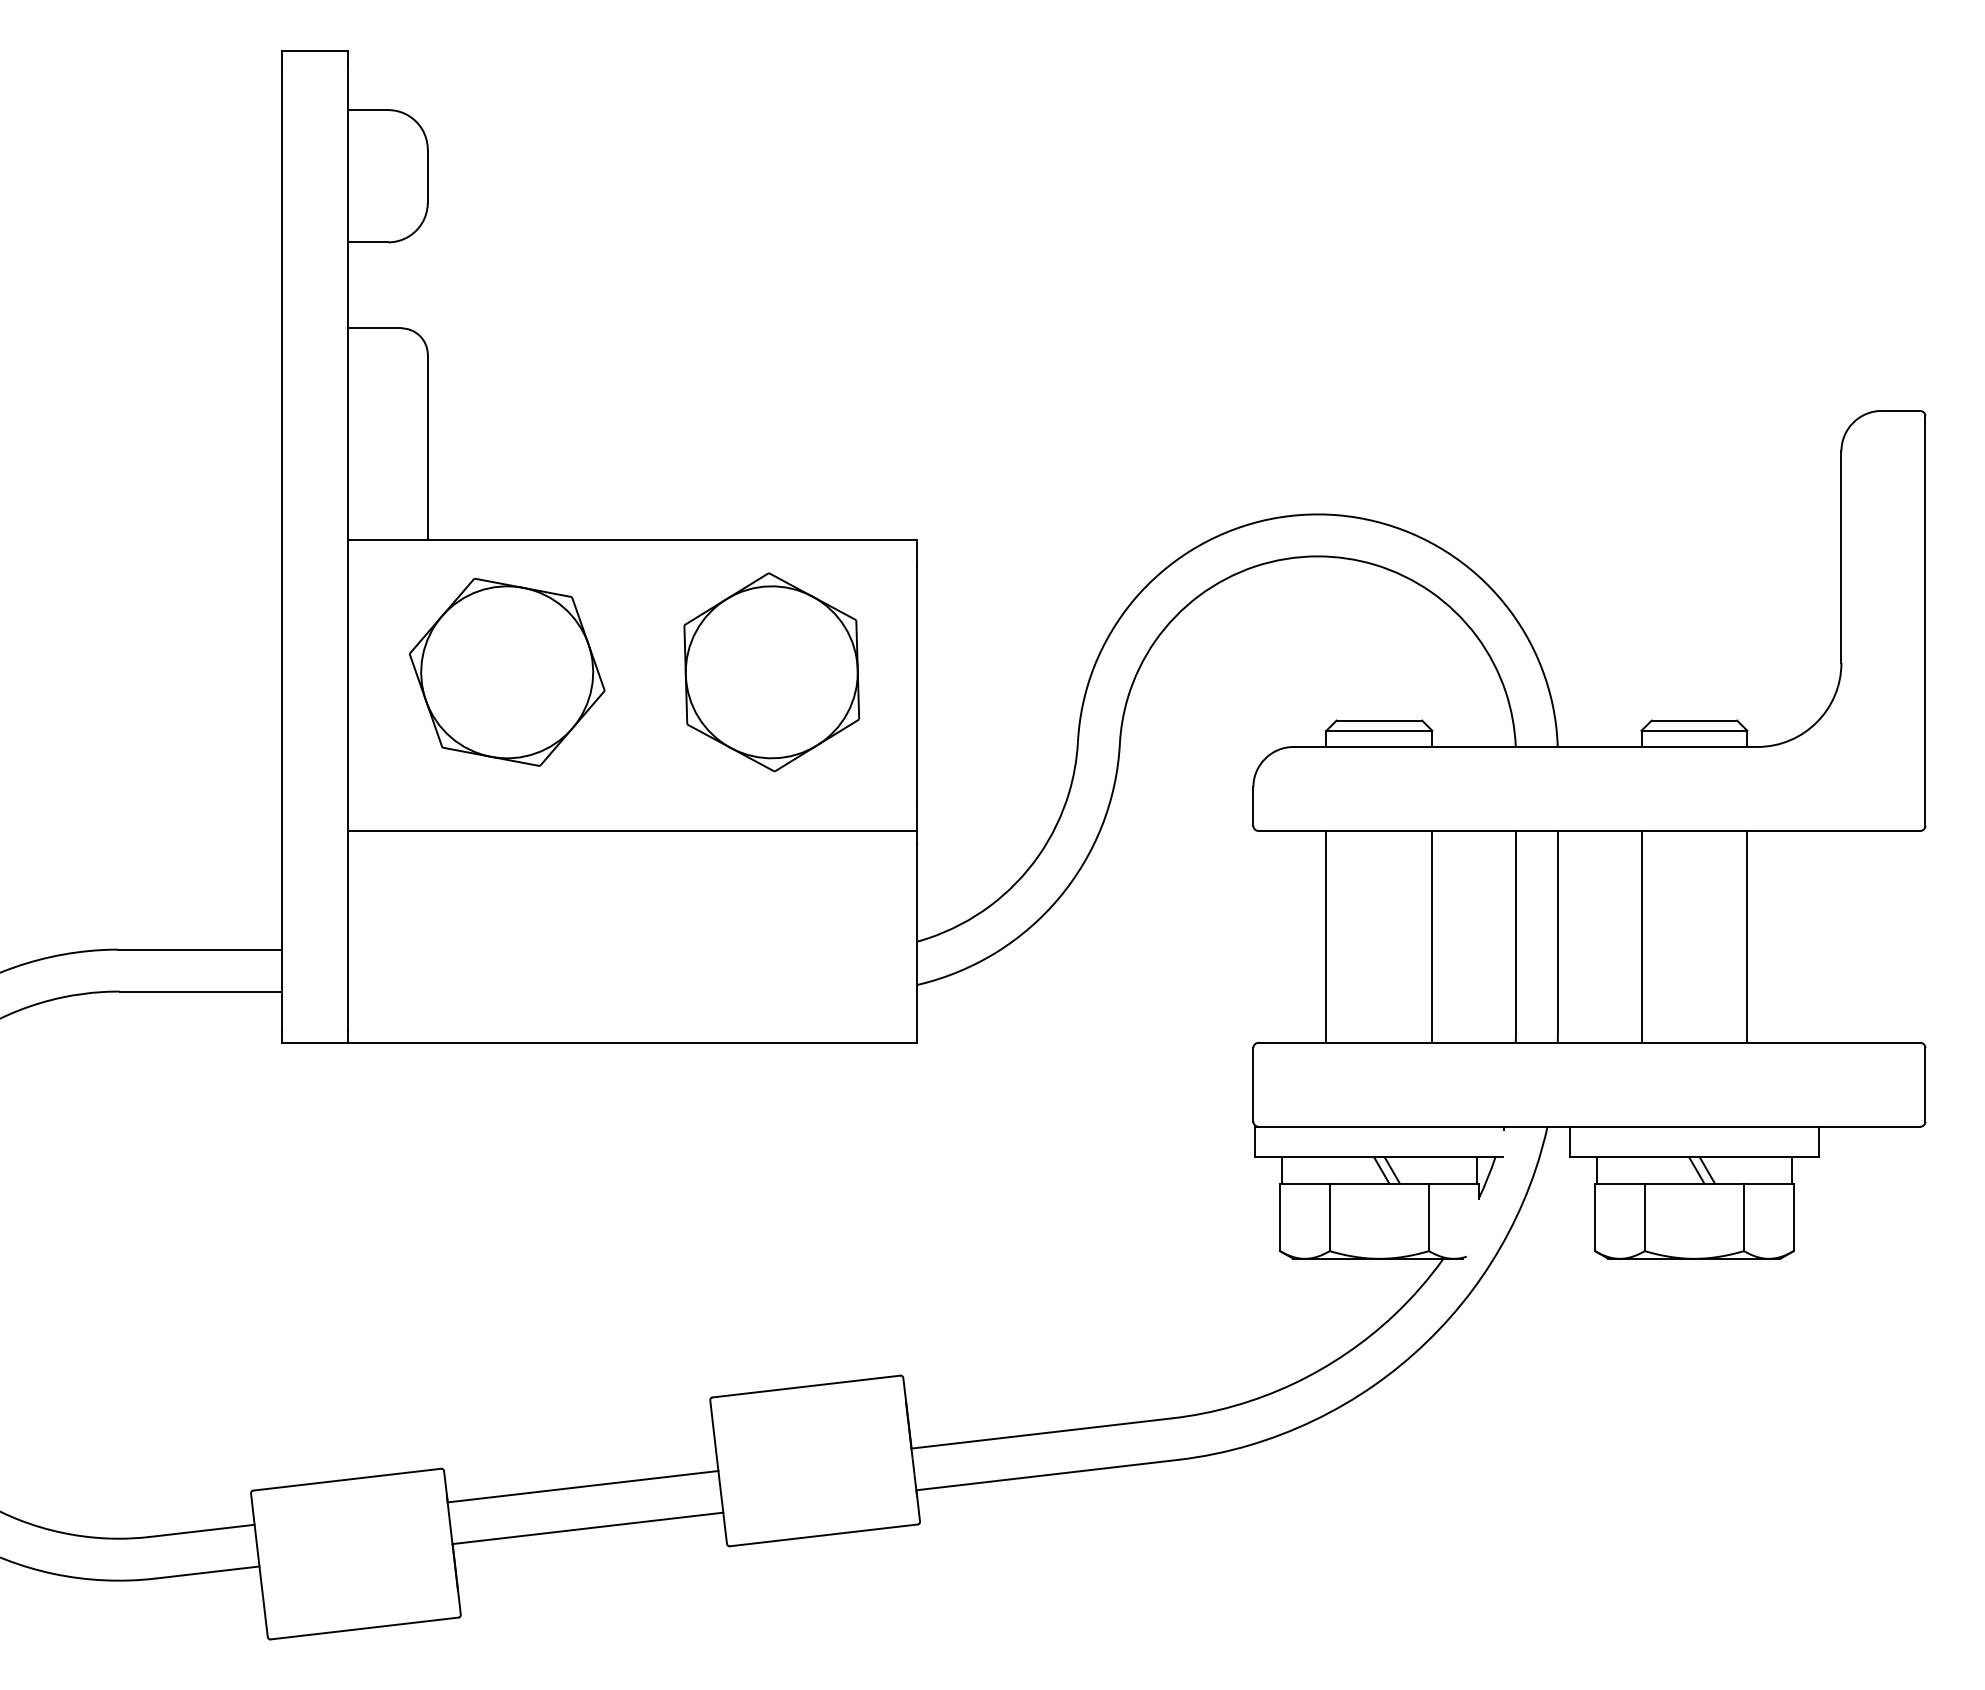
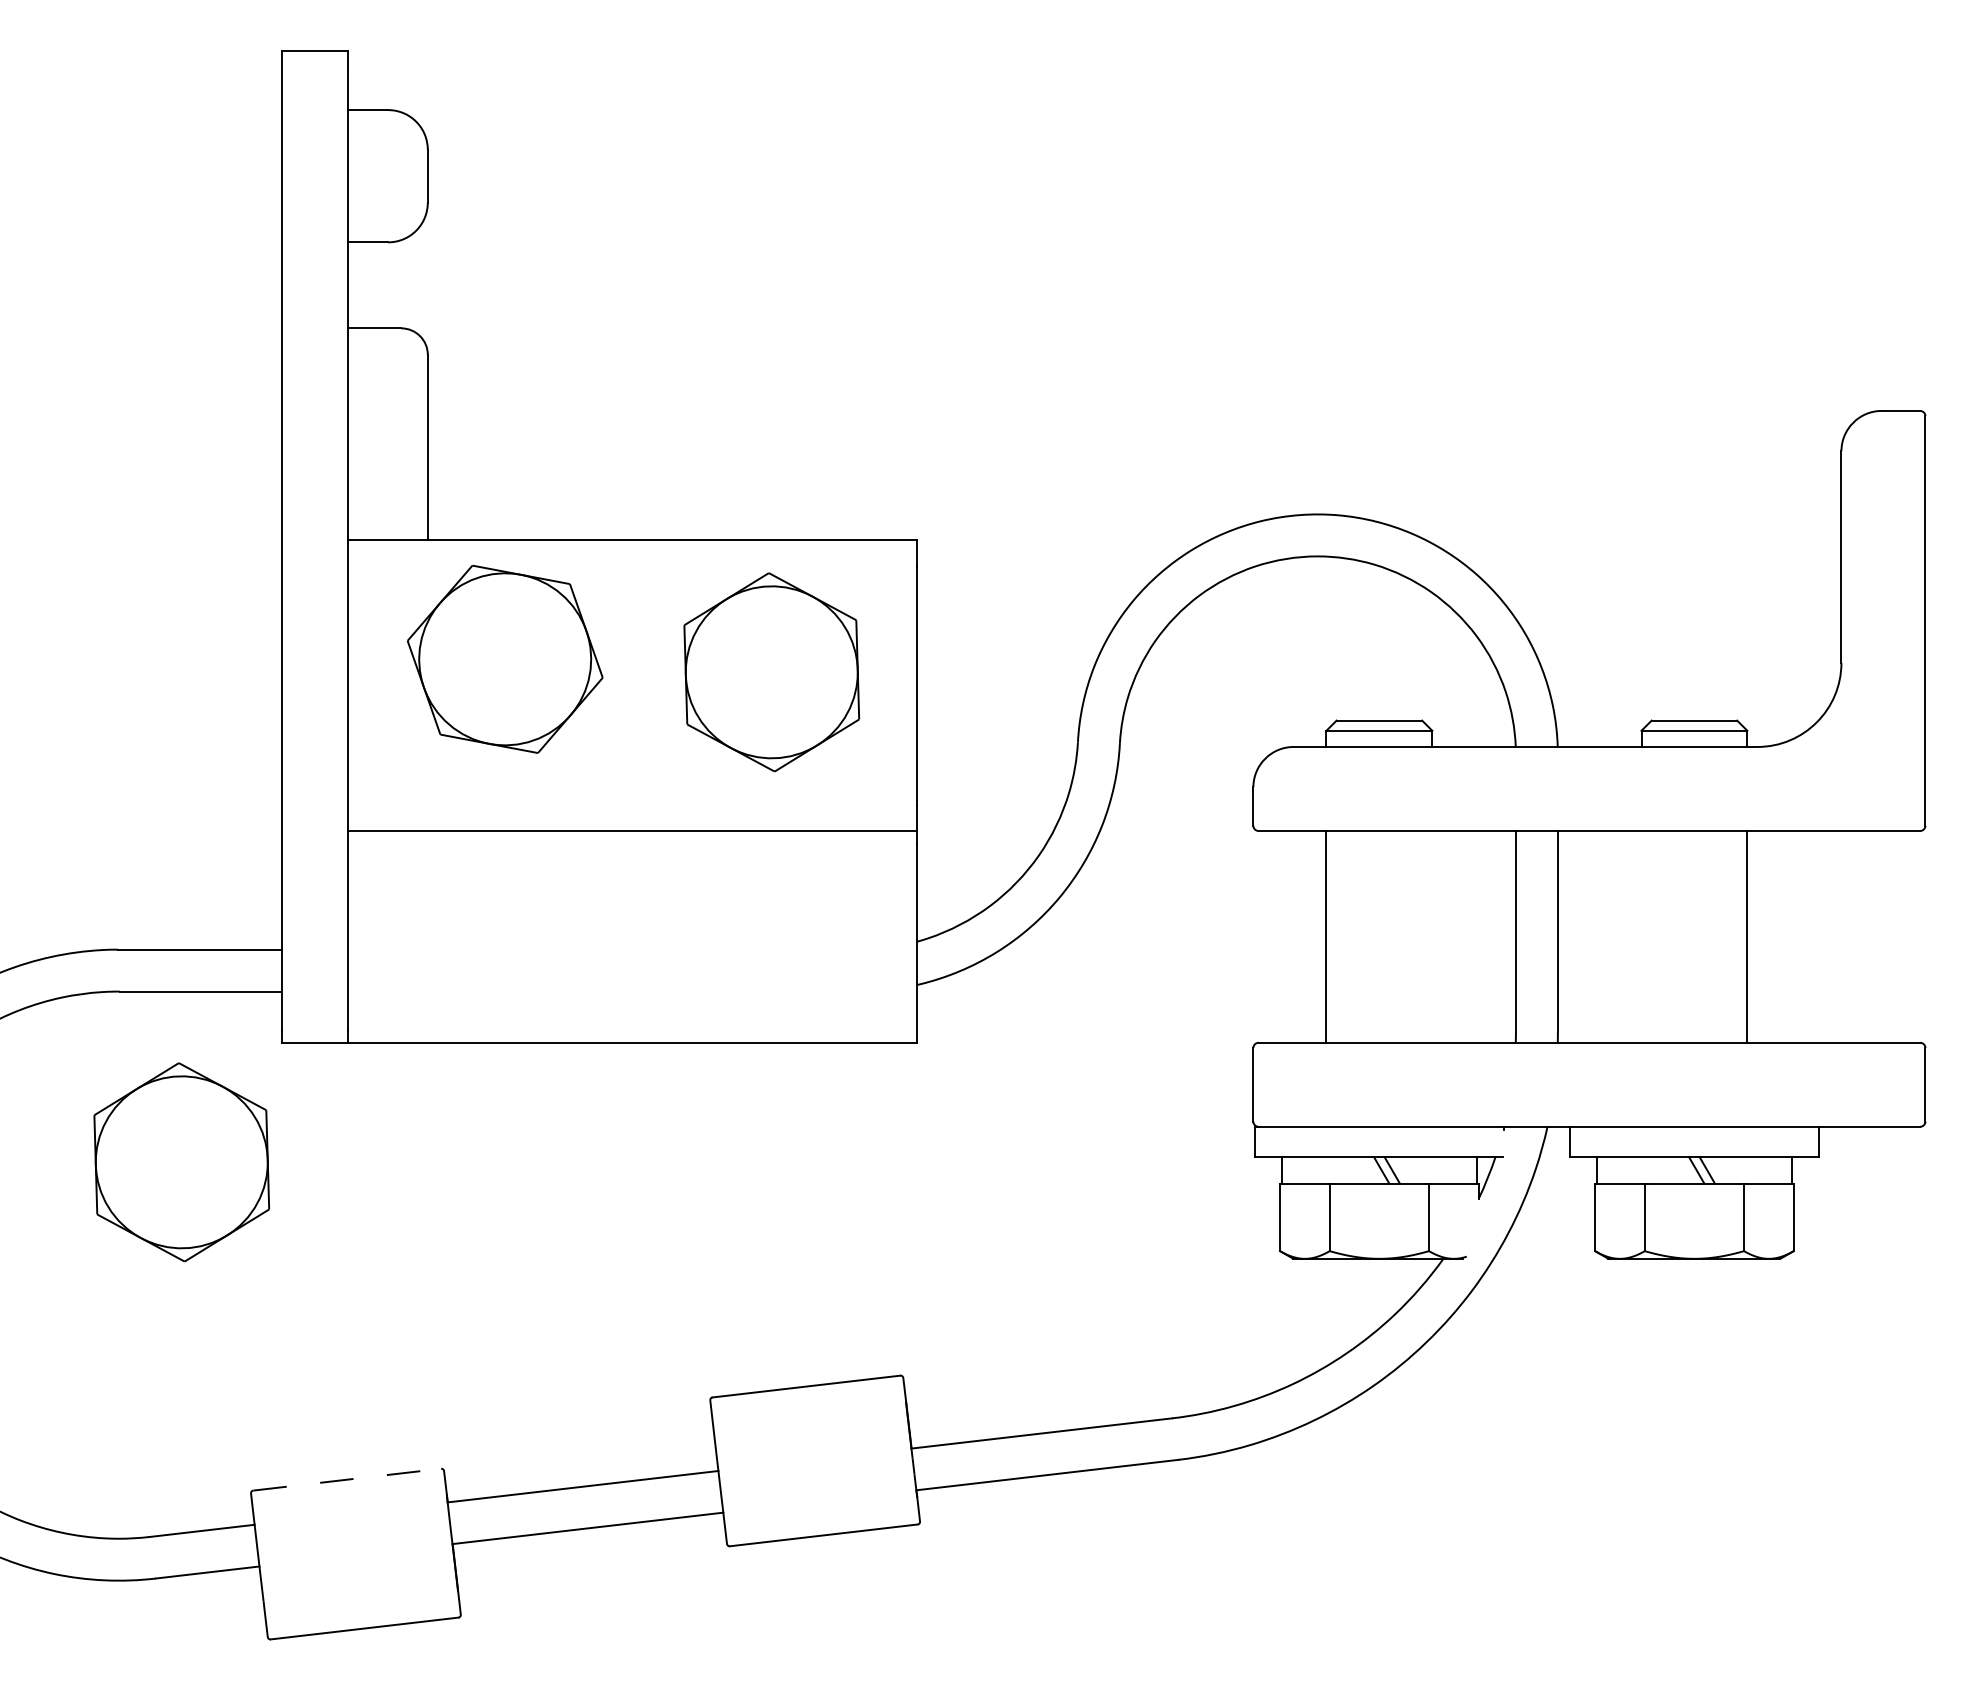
part position: (507, 671) -> (505, 658) (505, 658)
line: present -> none (1432, 936)
line: present -> none (1641, 936)
part: none -> present (181, 1162)
line: solid -> dashed (347, 1479)
